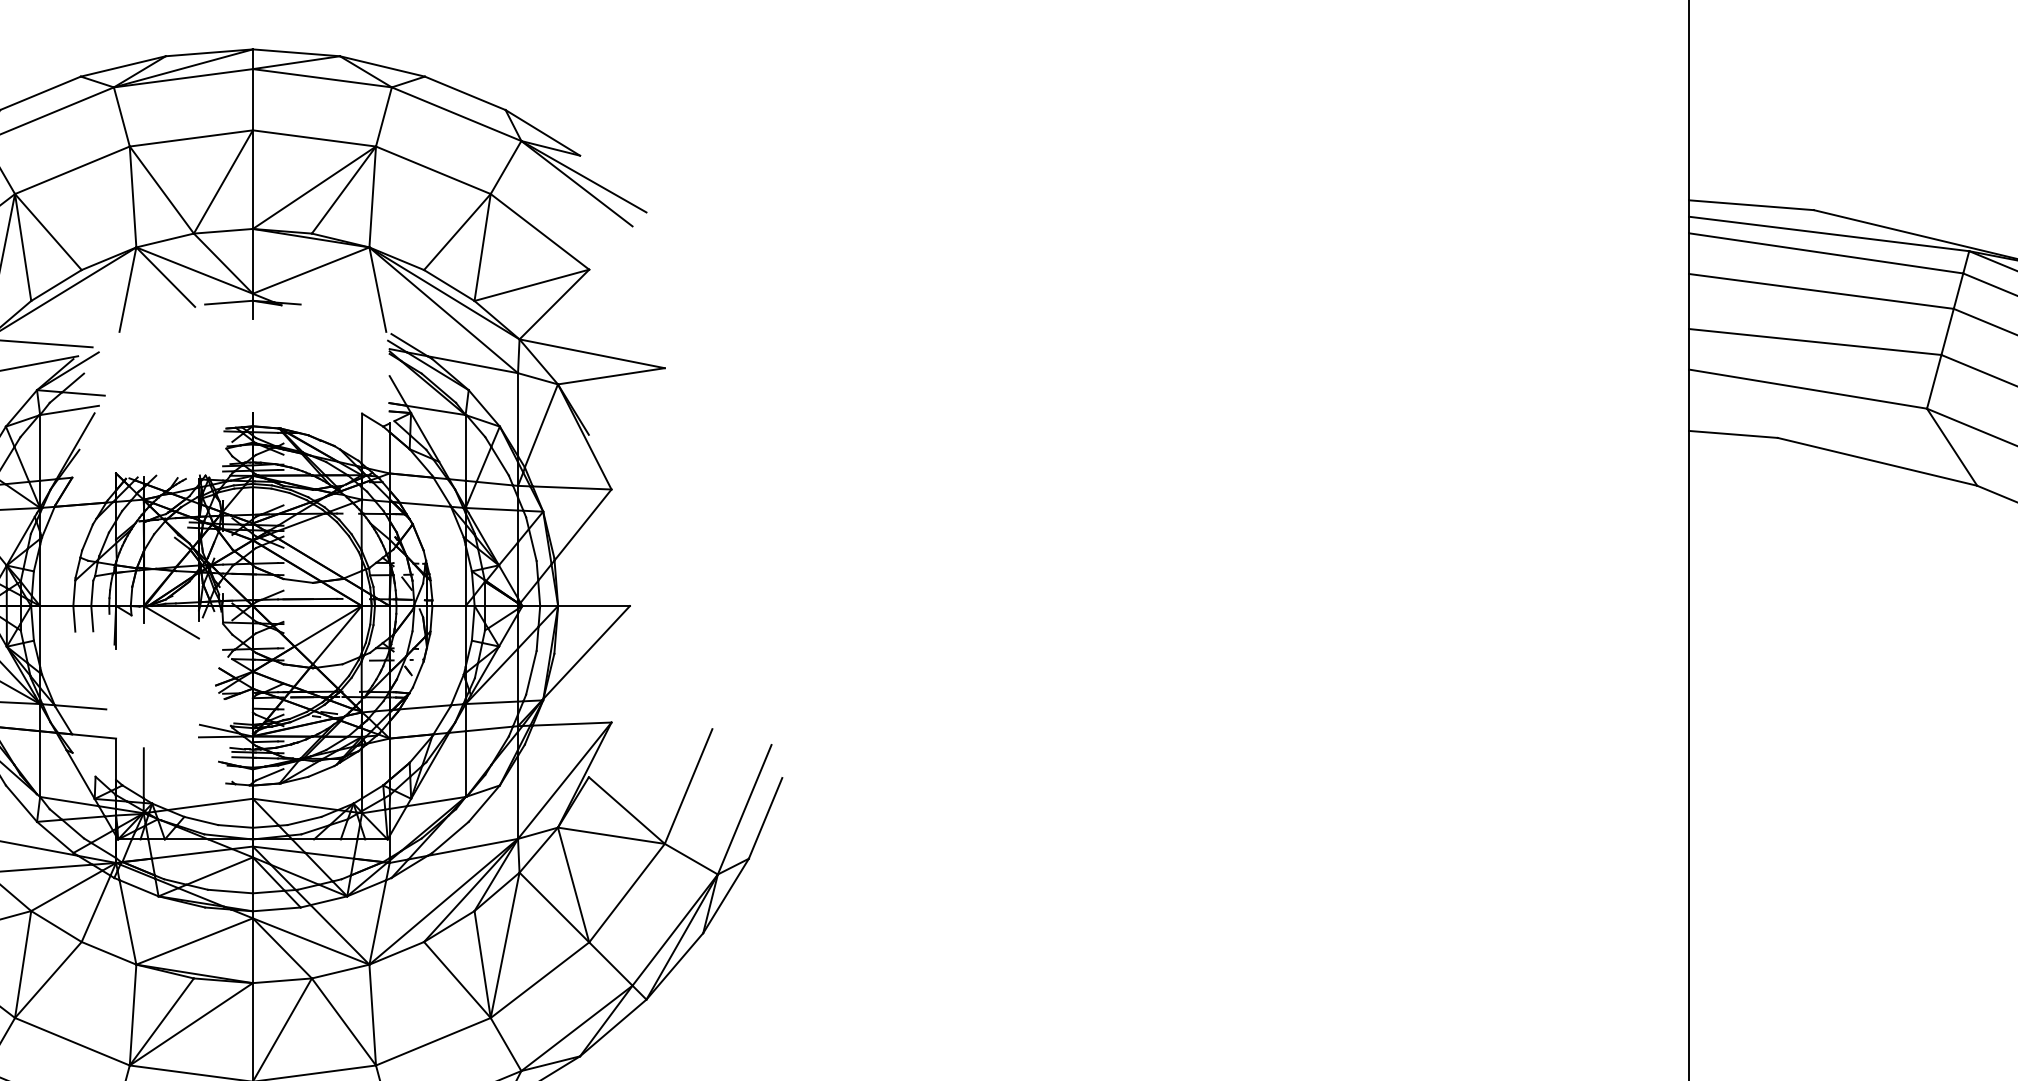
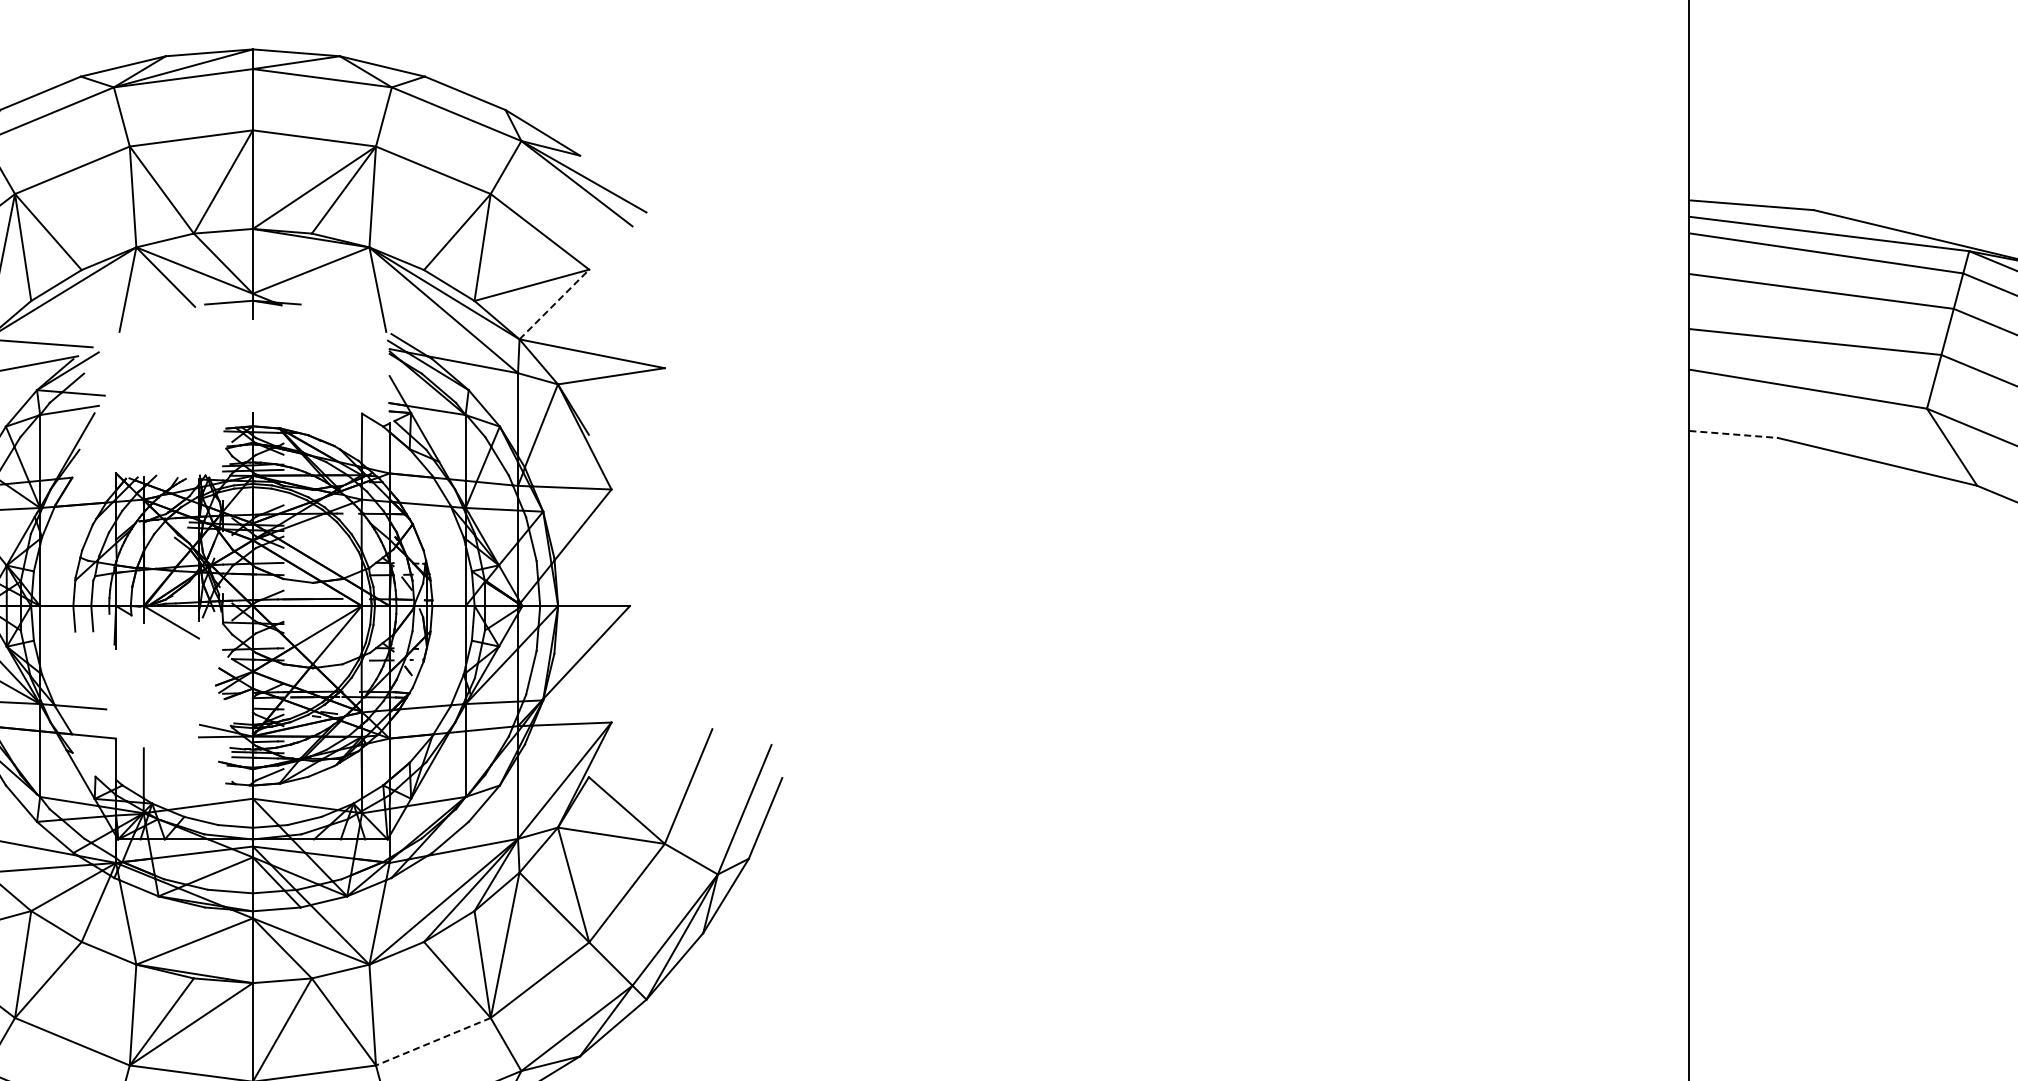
line: solid -> dashed (554, 304)
line: solid -> dashed (1734, 434)
line: solid -> dashed (432, 1041)
